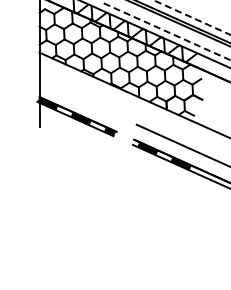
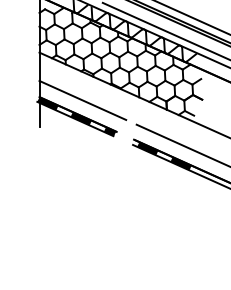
line: dashed -> solid (192, 17)
line: dashed -> solid (166, 31)
line: none -> present (82, 99)
